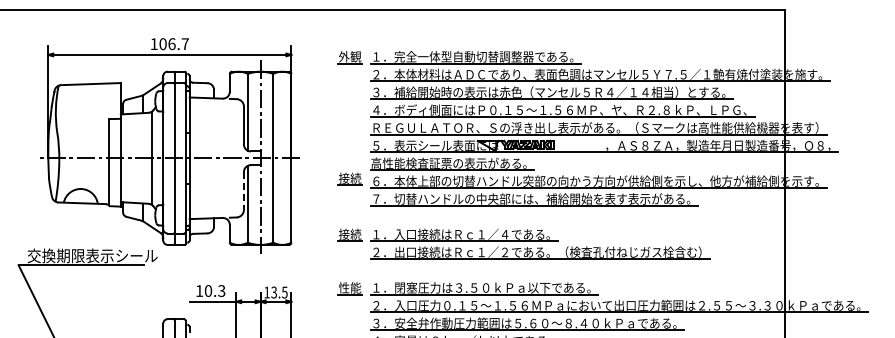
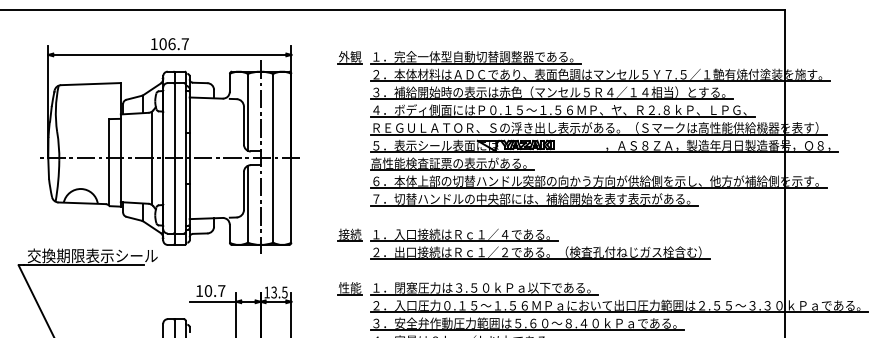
part: present -> none (349, 178)
line: dashed -> solid (243, 190)
text: 10.3 -> 10.7 (221, 291)
